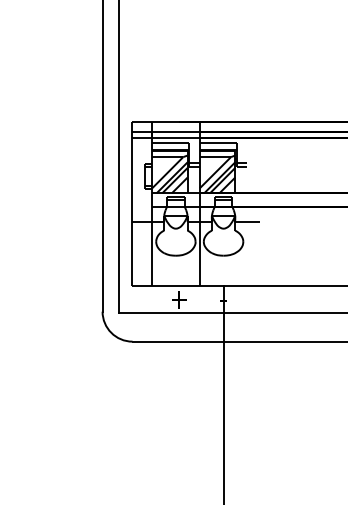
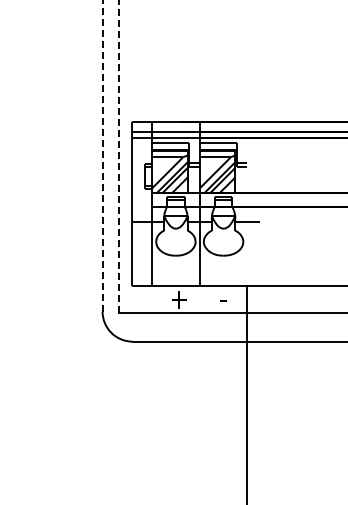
line: solid -> dashed (102, 155)
line: solid -> dashed (118, 156)
line position: (223, 393) -> (246, 393) (246, 393)
